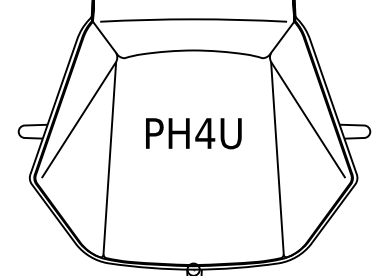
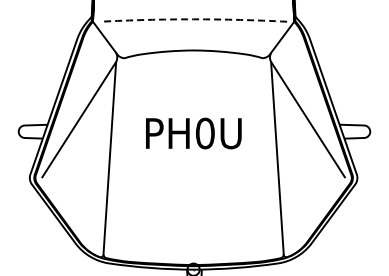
line: solid -> dashed (193, 19)
text: PH4U -> PH0U (205, 133)
